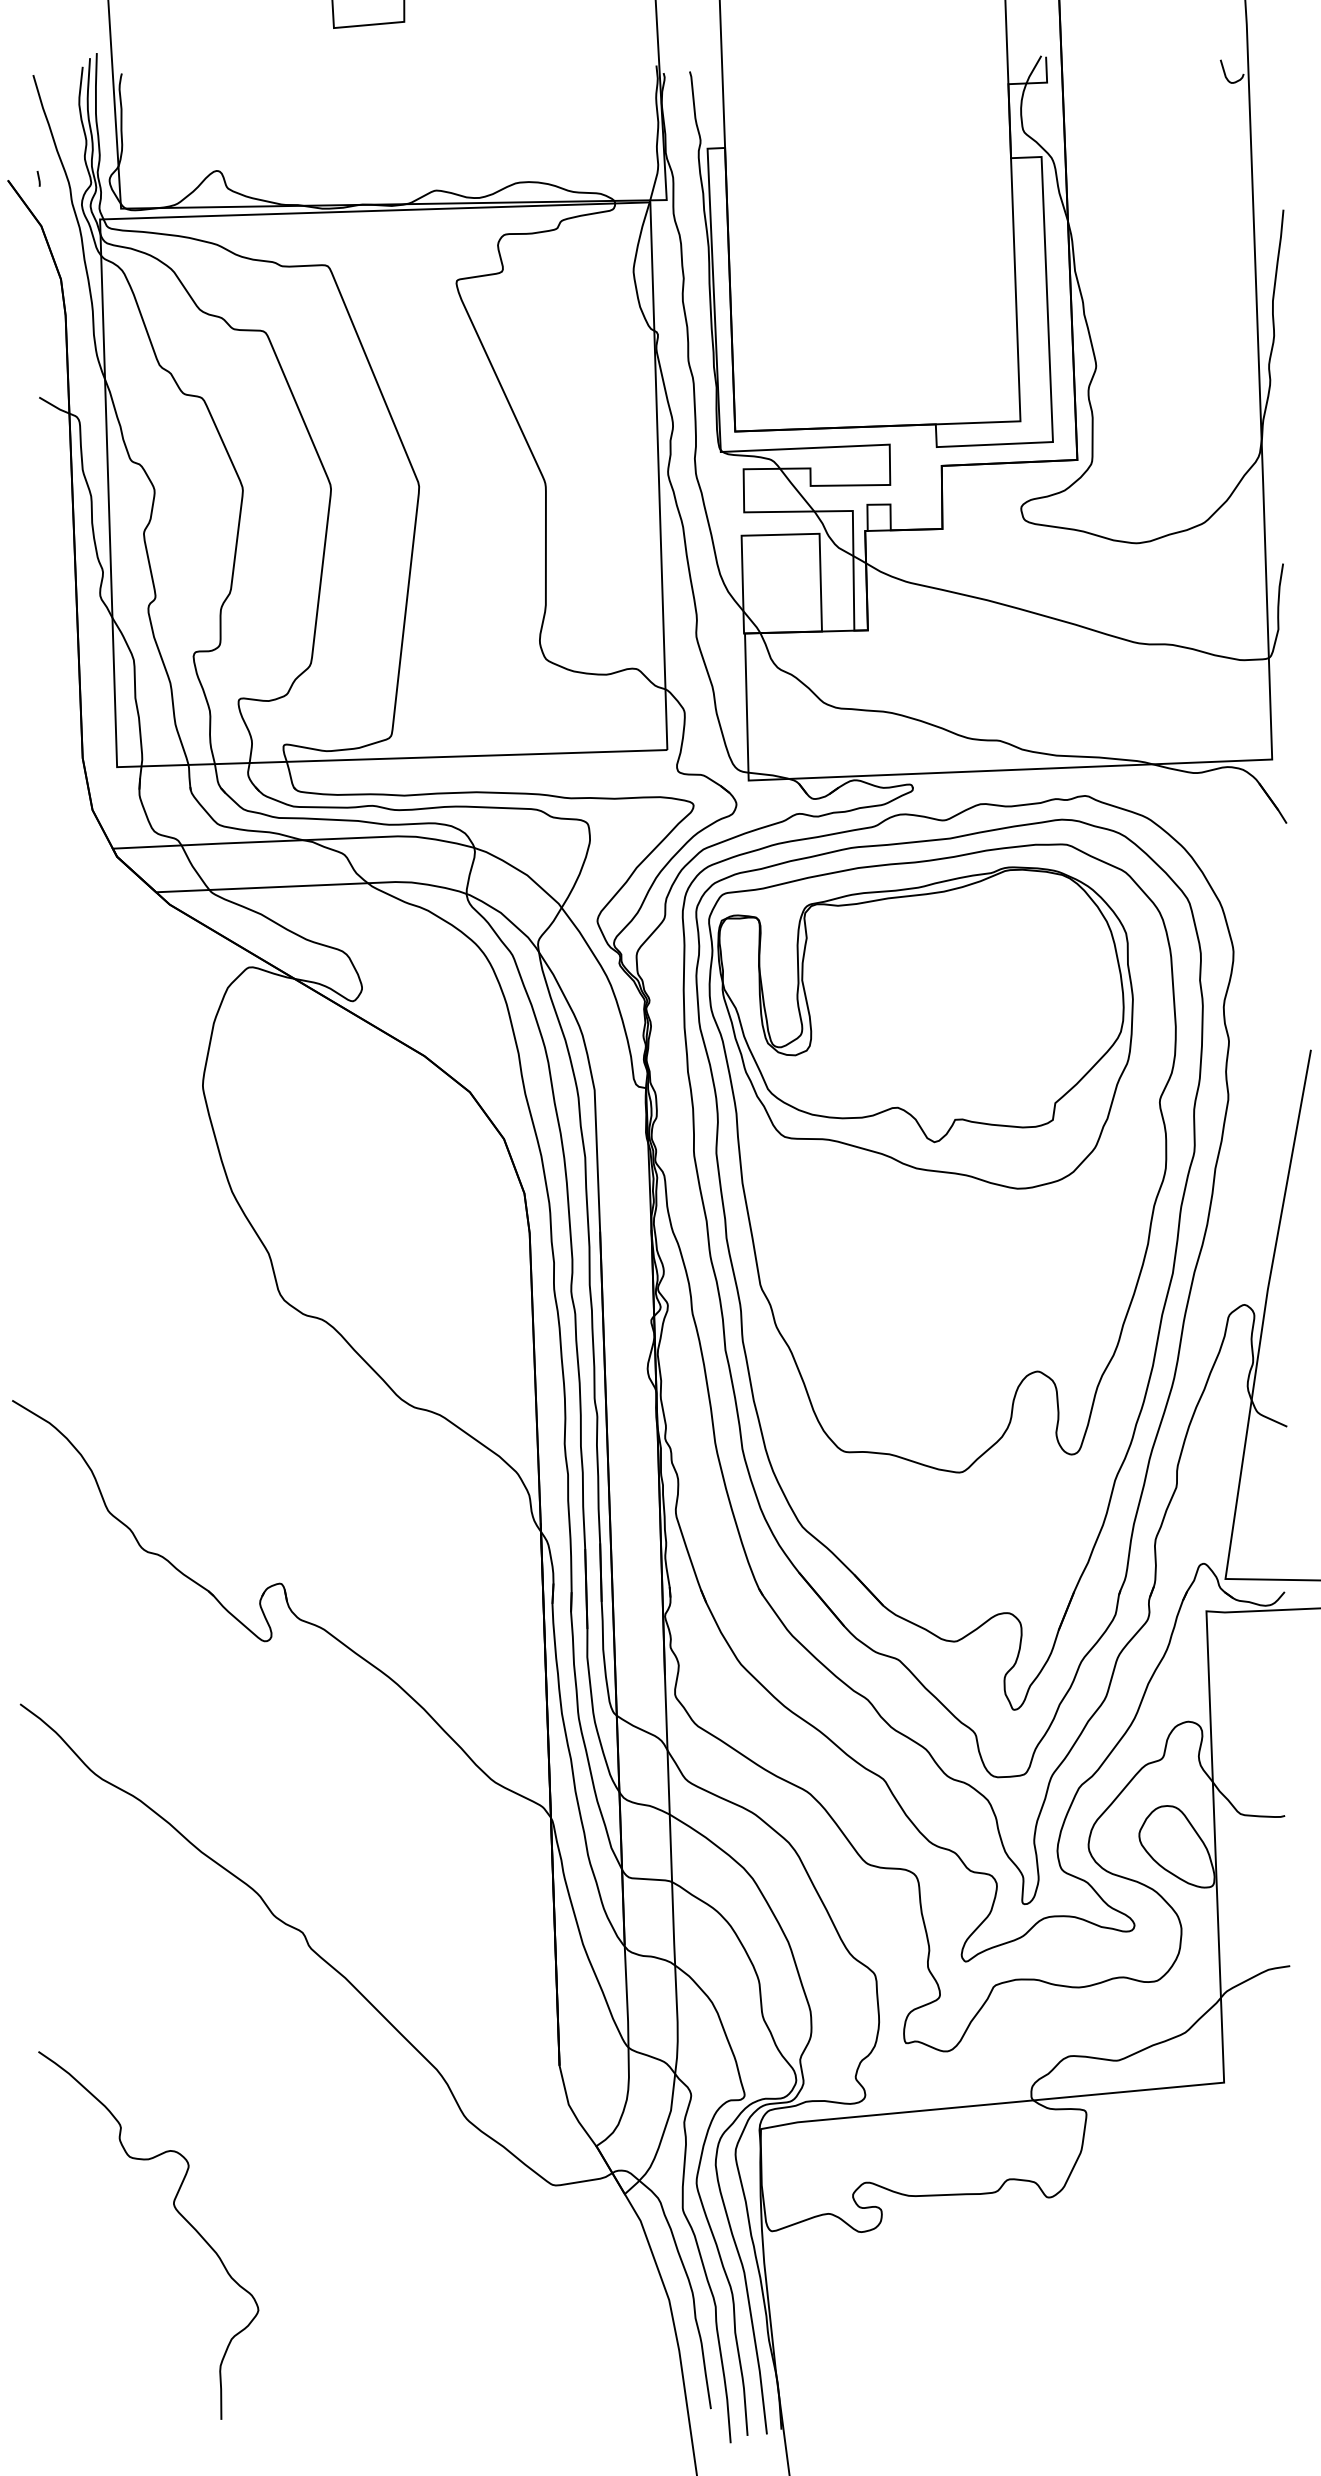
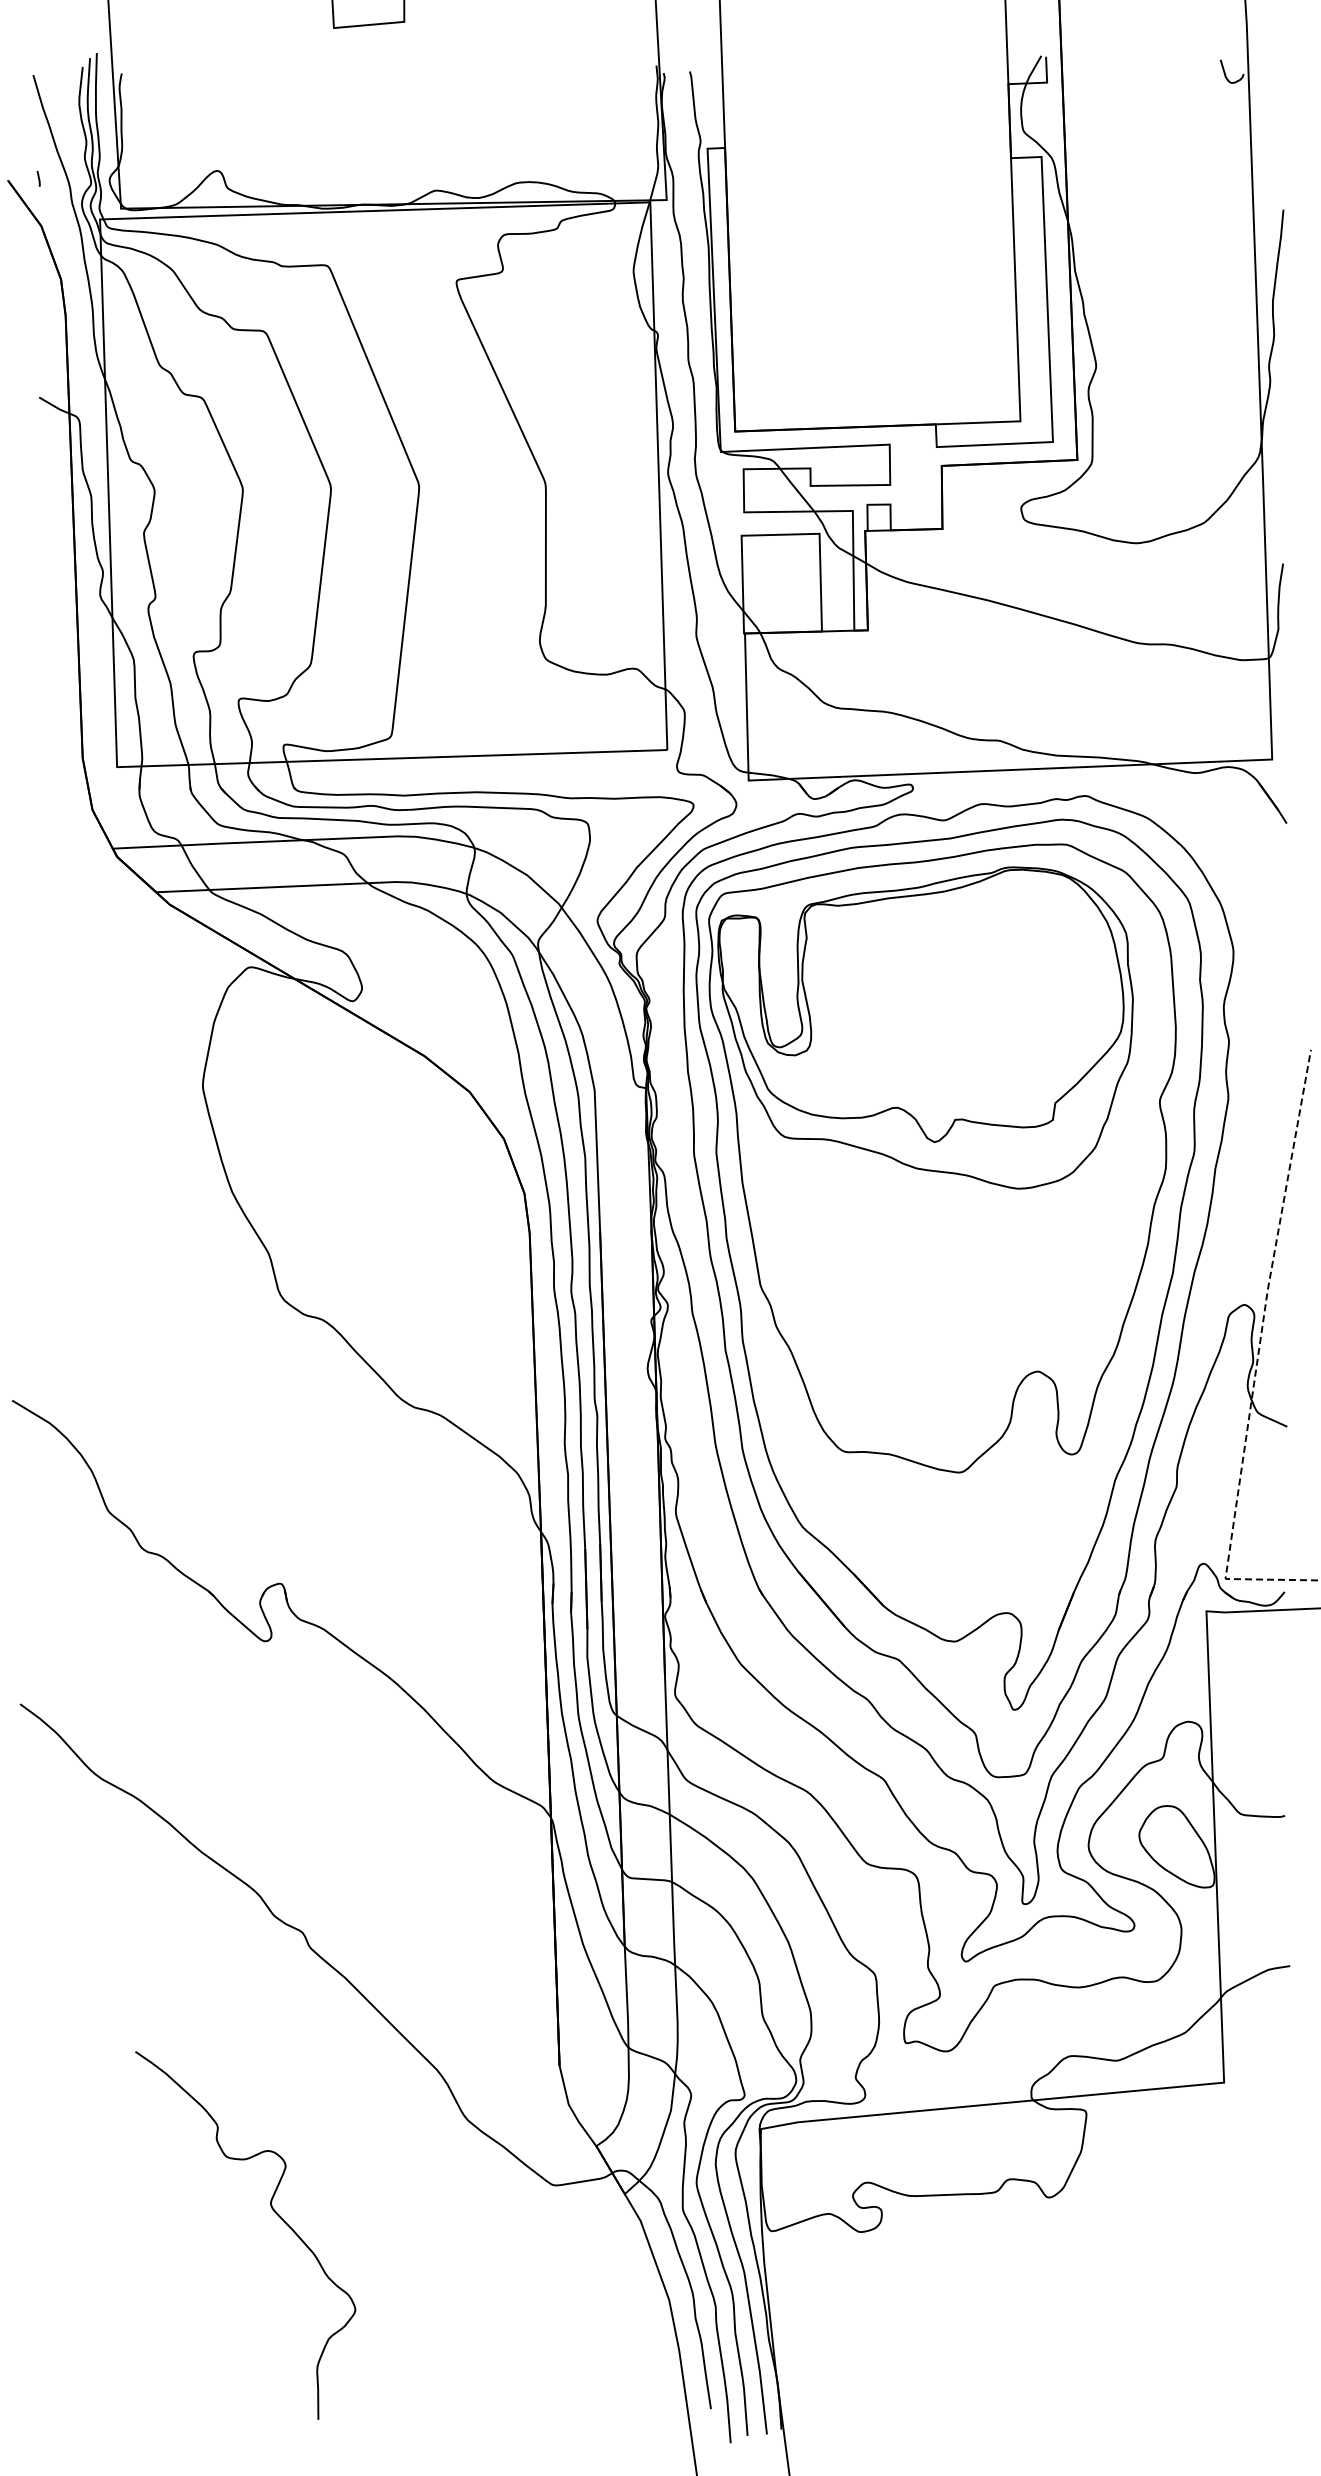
line: solid -> dashed (1257, 1360)
curve position: (175, 2210) -> (272, 2210) (272, 2210)
